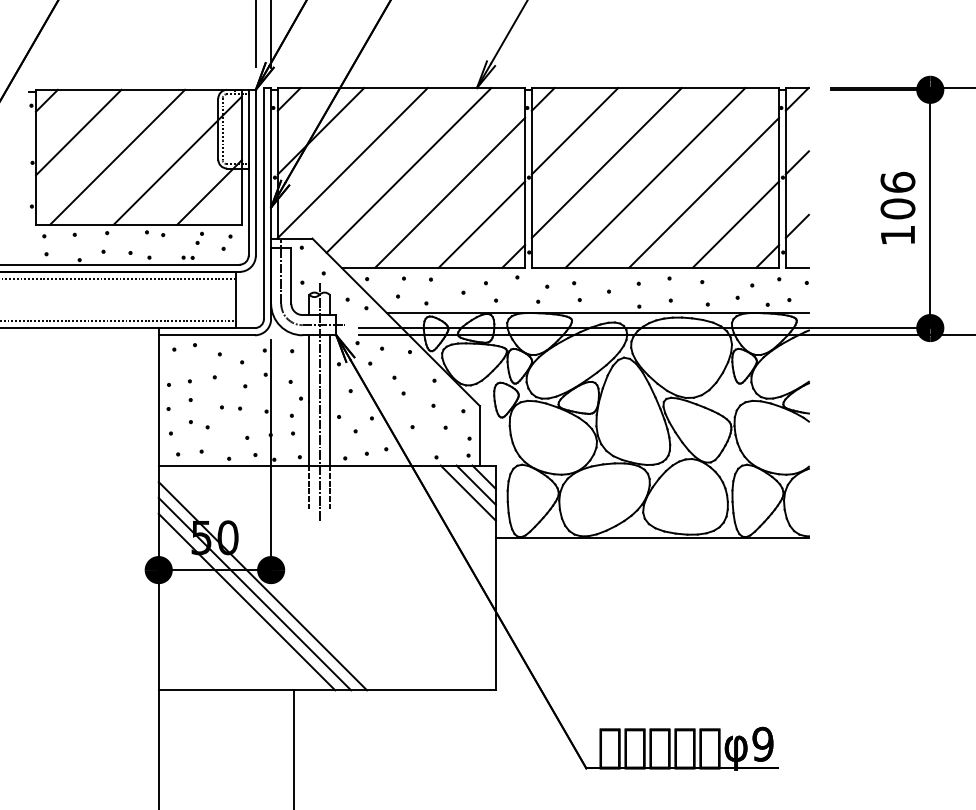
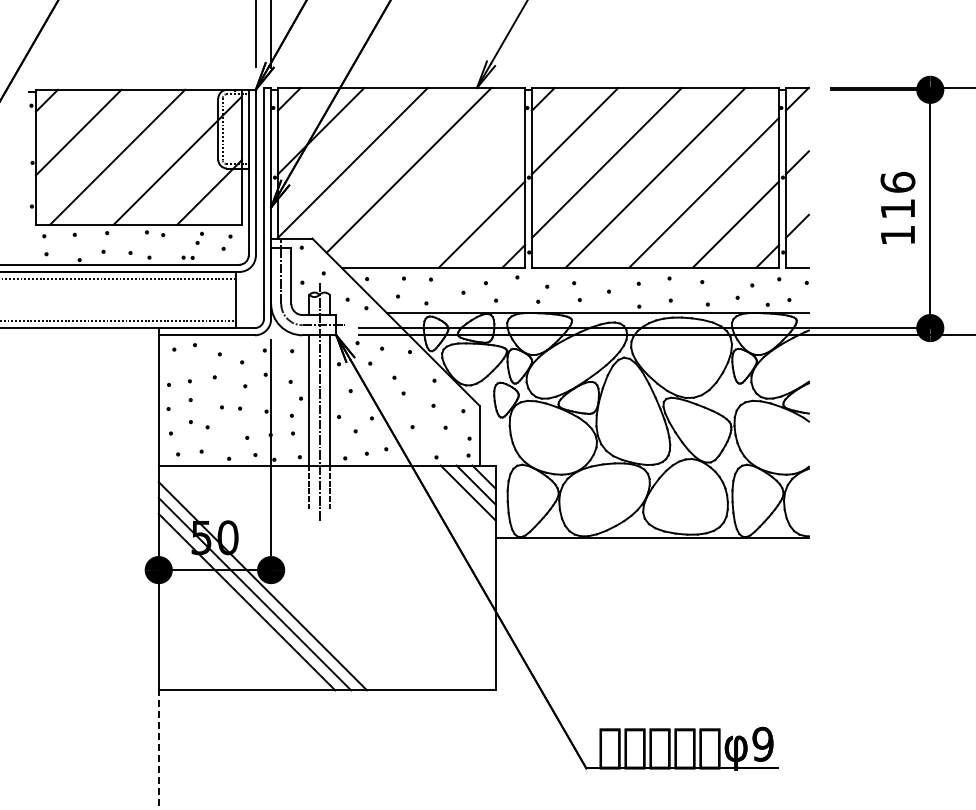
line: present -> none (450, 192)
text: 106 -> 116 (897, 208)
line: present -> none (293, 748)
line: solid -> dashed (158, 749)
